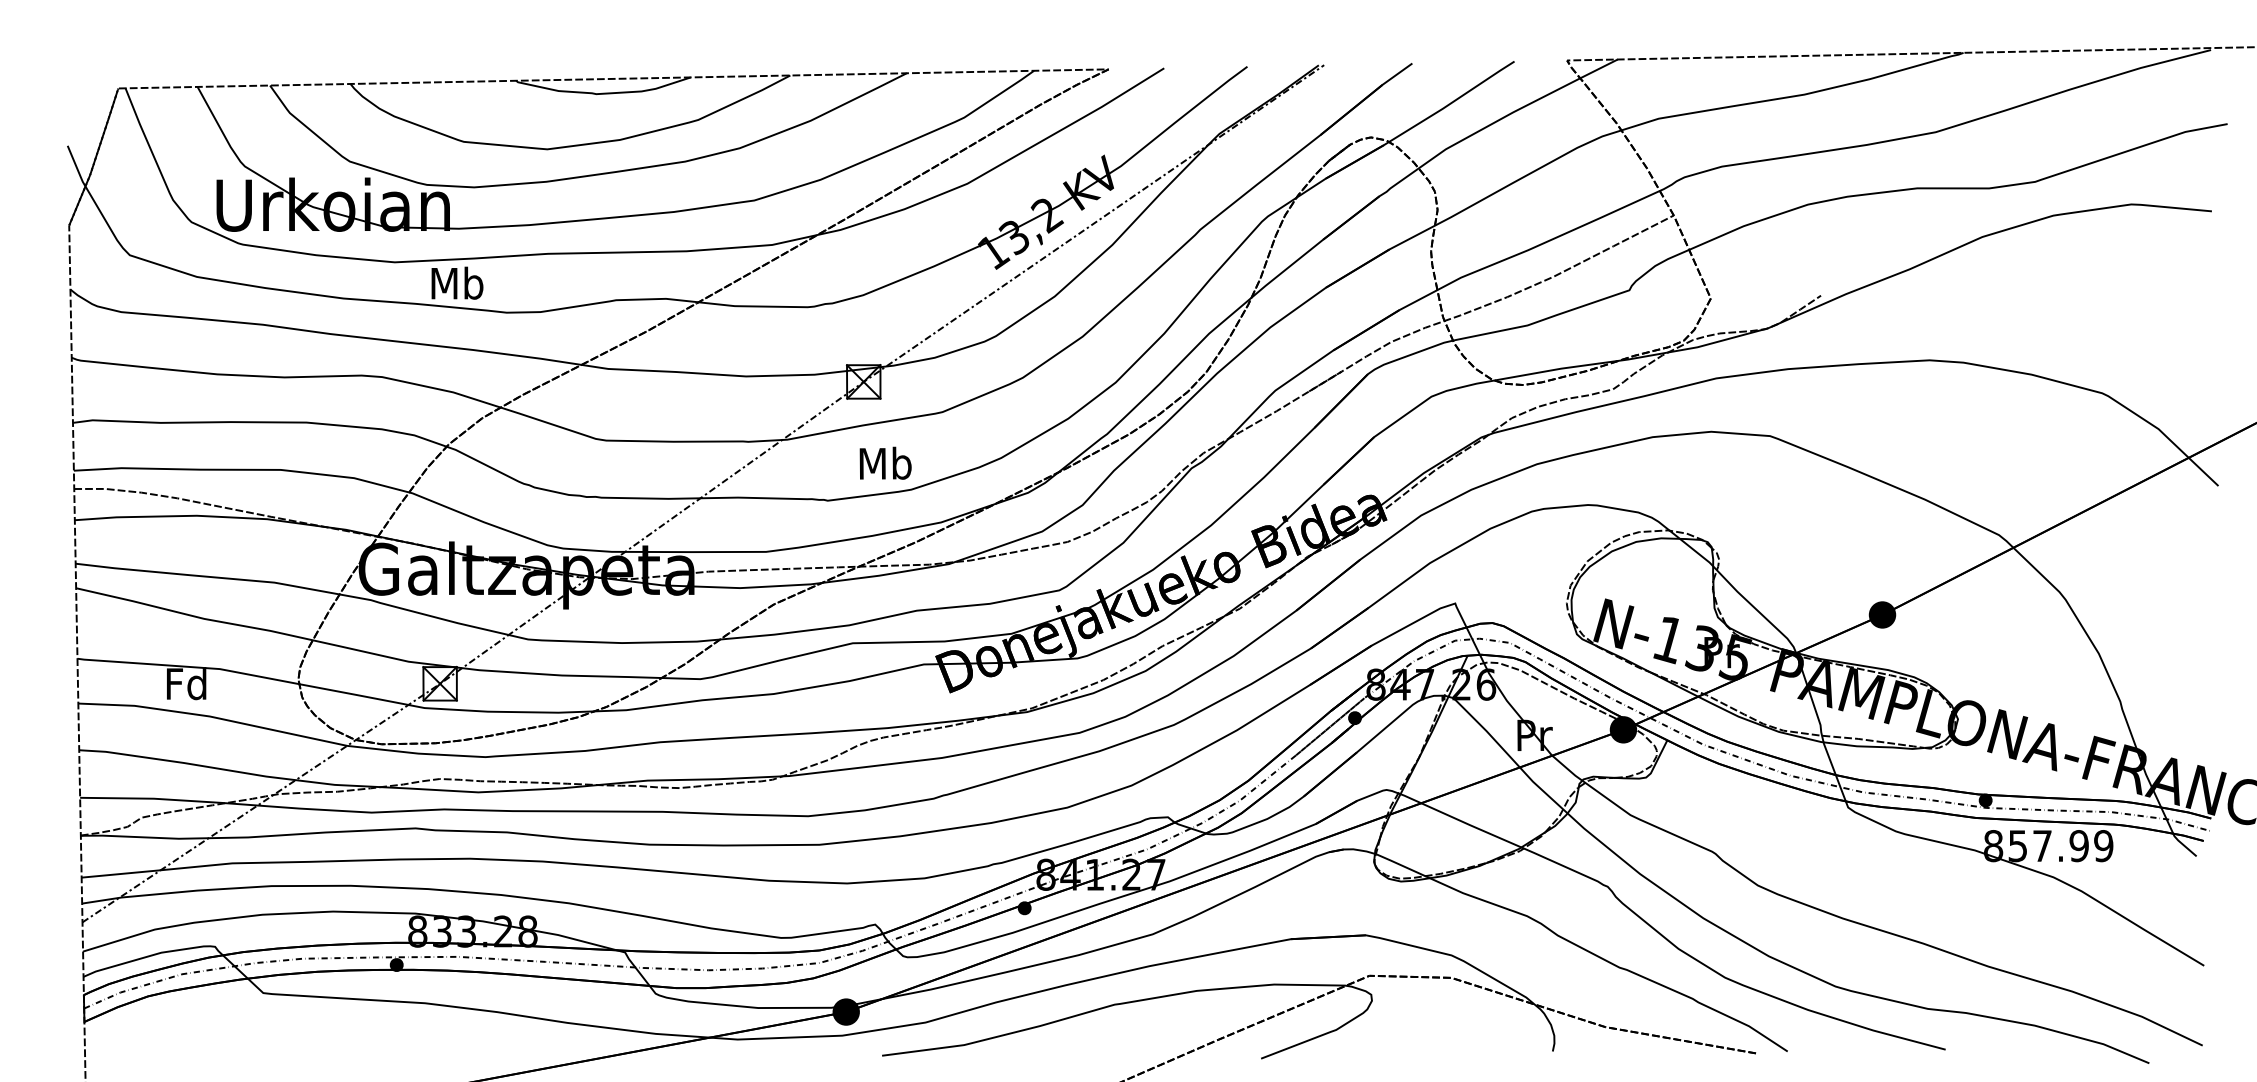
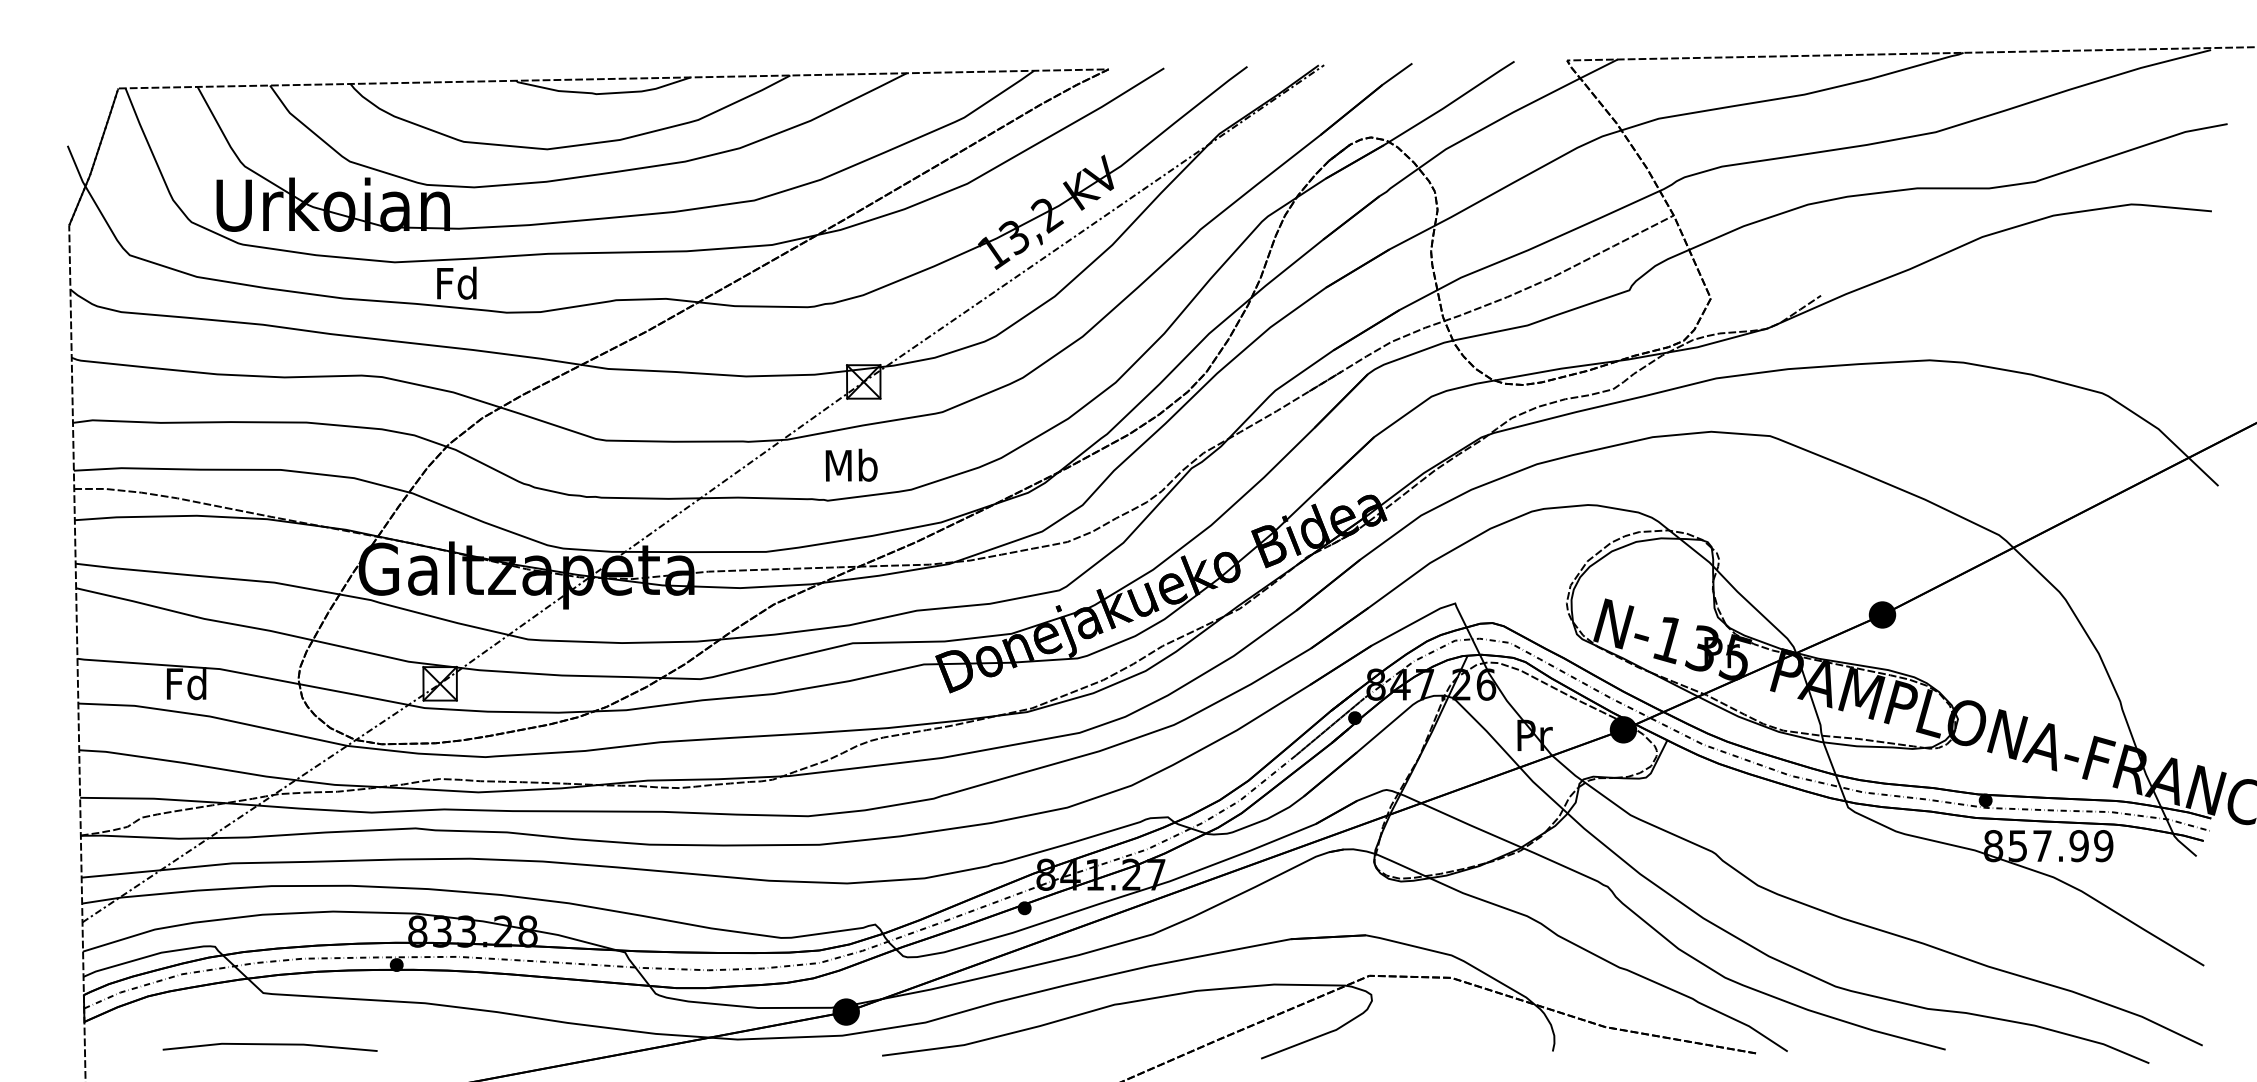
text: Mb -> Fd (457, 282)
text position: (885, 462) -> (851, 464) (851, 464)
line: none -> present (269, 1045)
